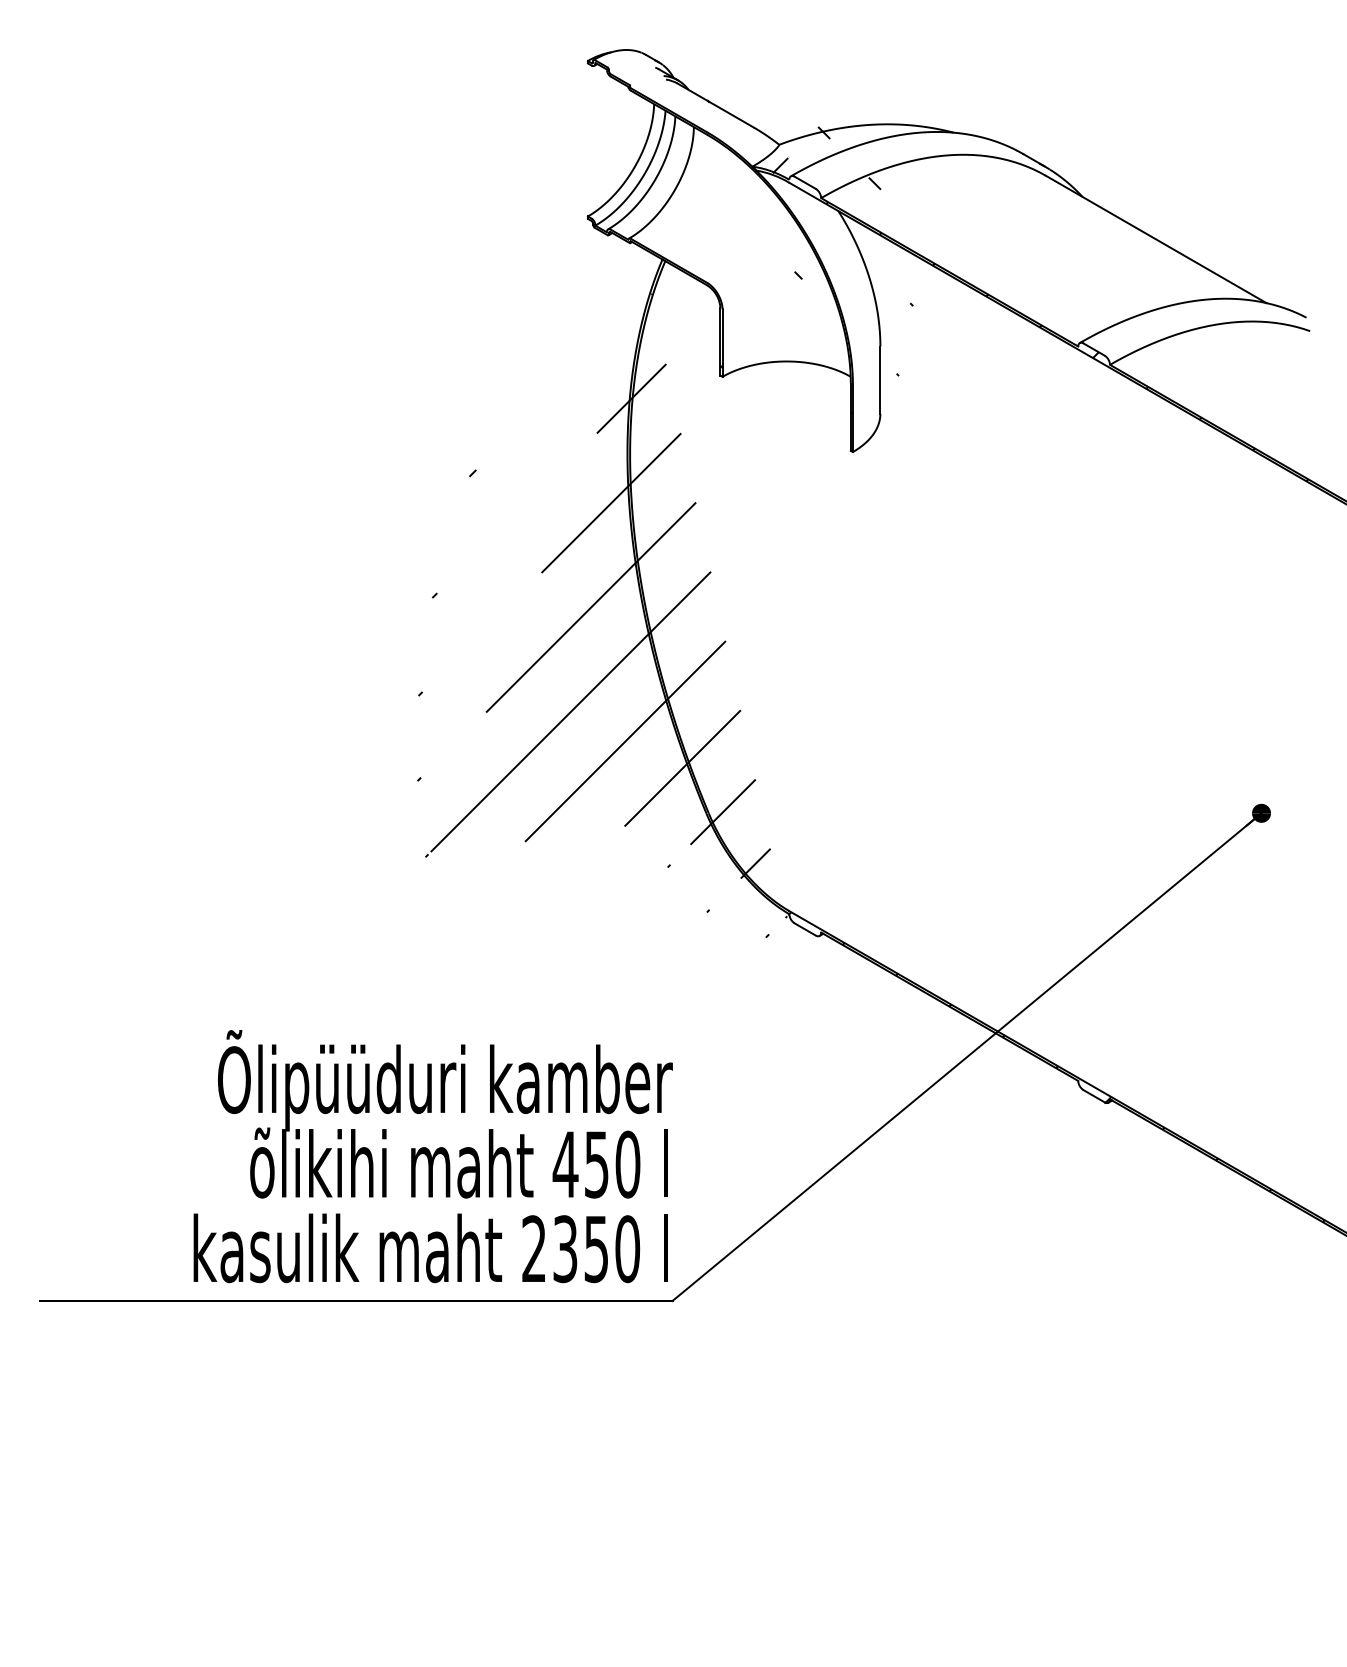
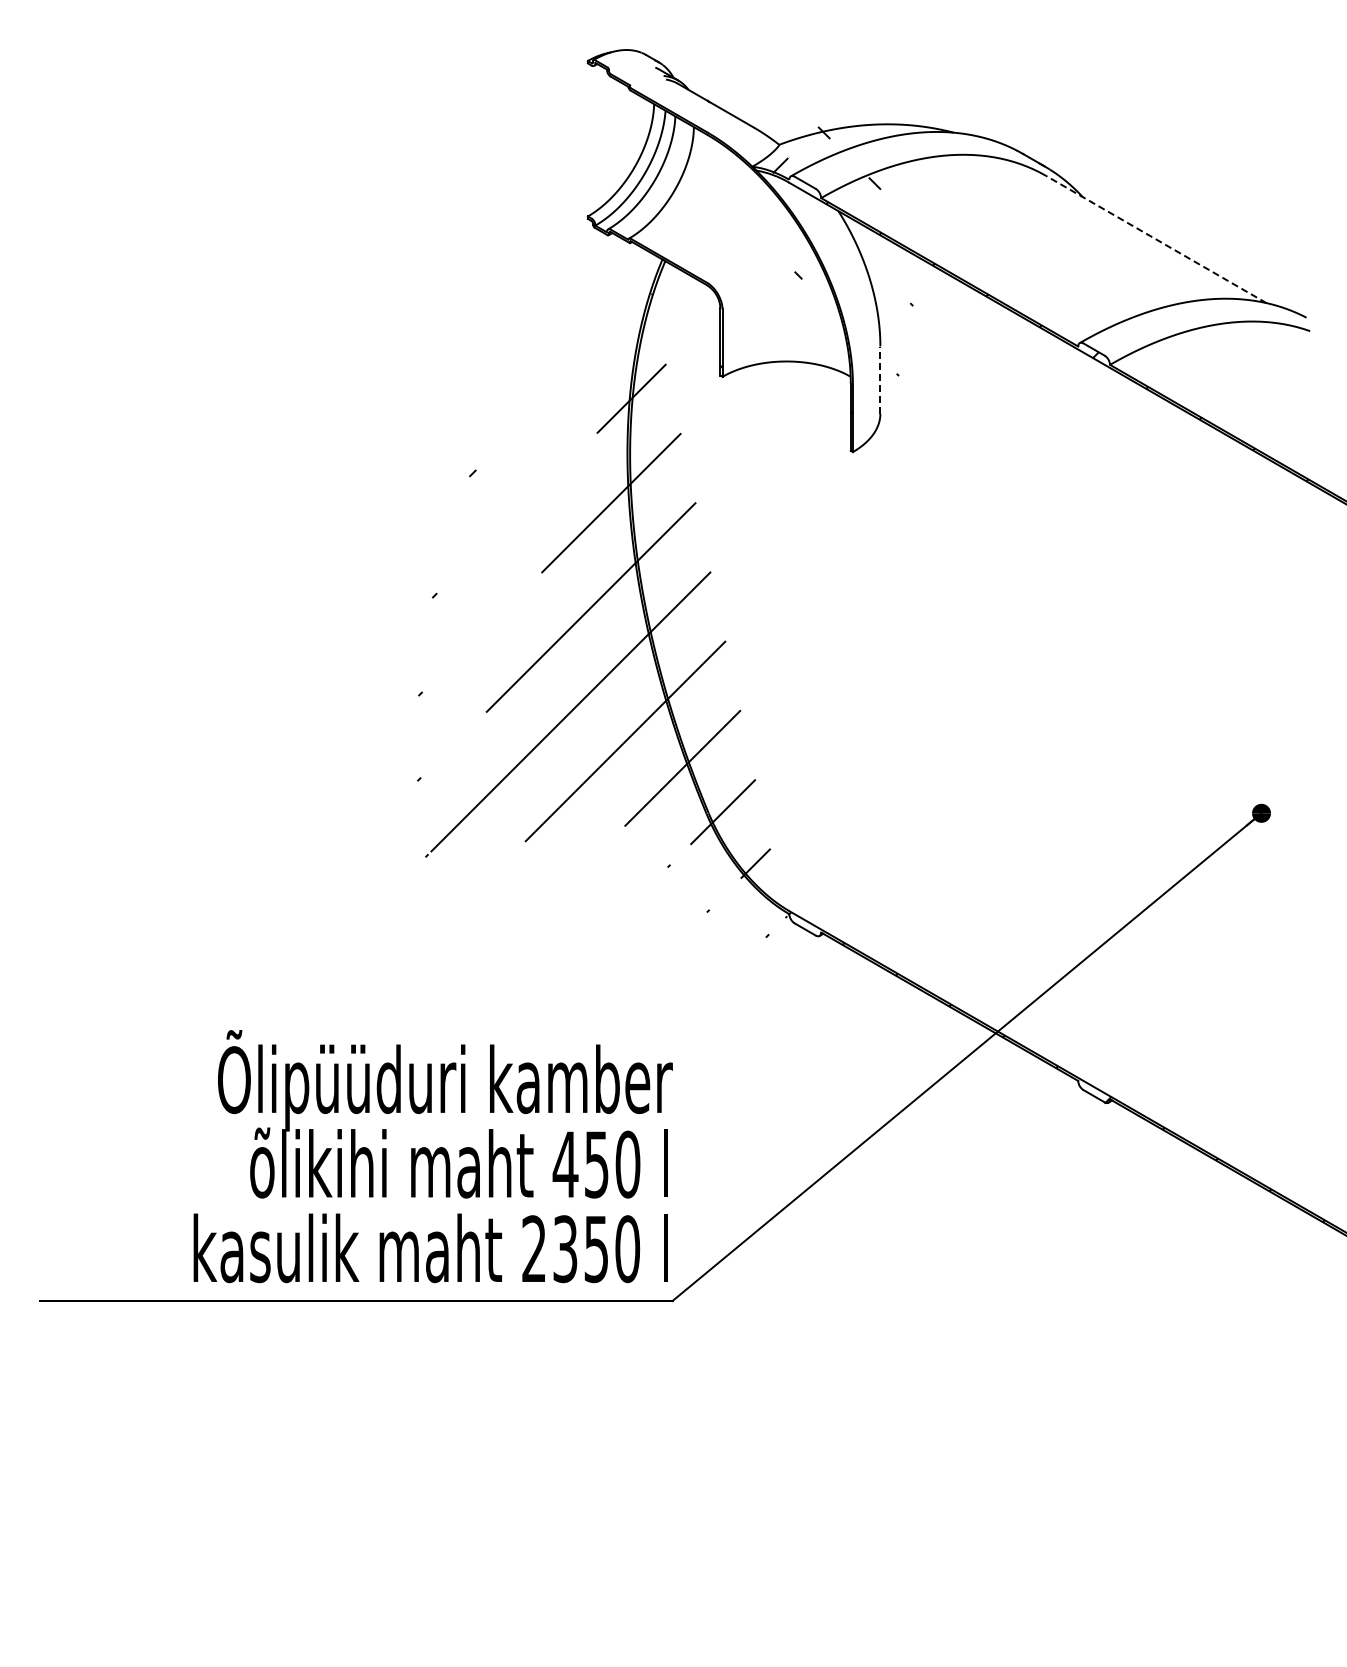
line: solid -> dashed (1155, 239)
line: solid -> dashed (880, 380)
